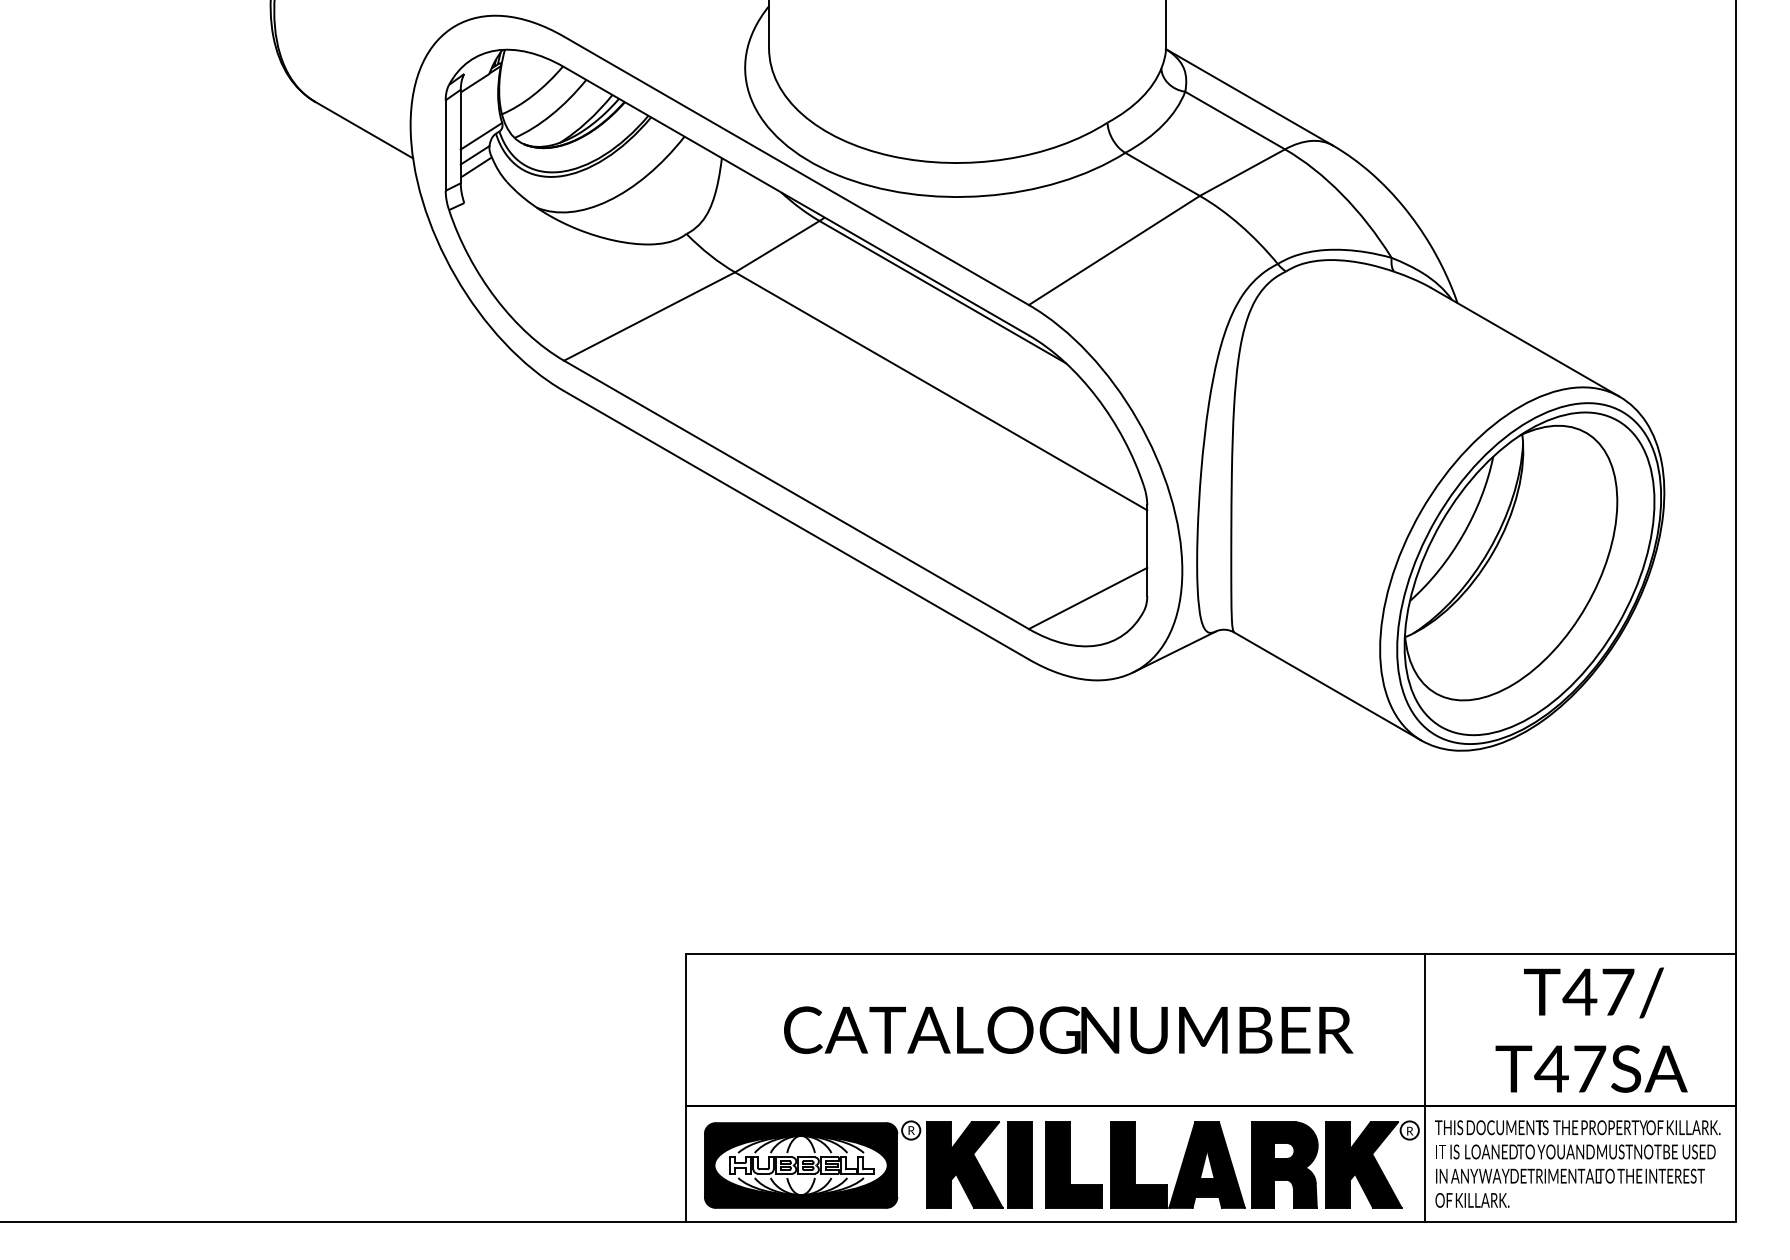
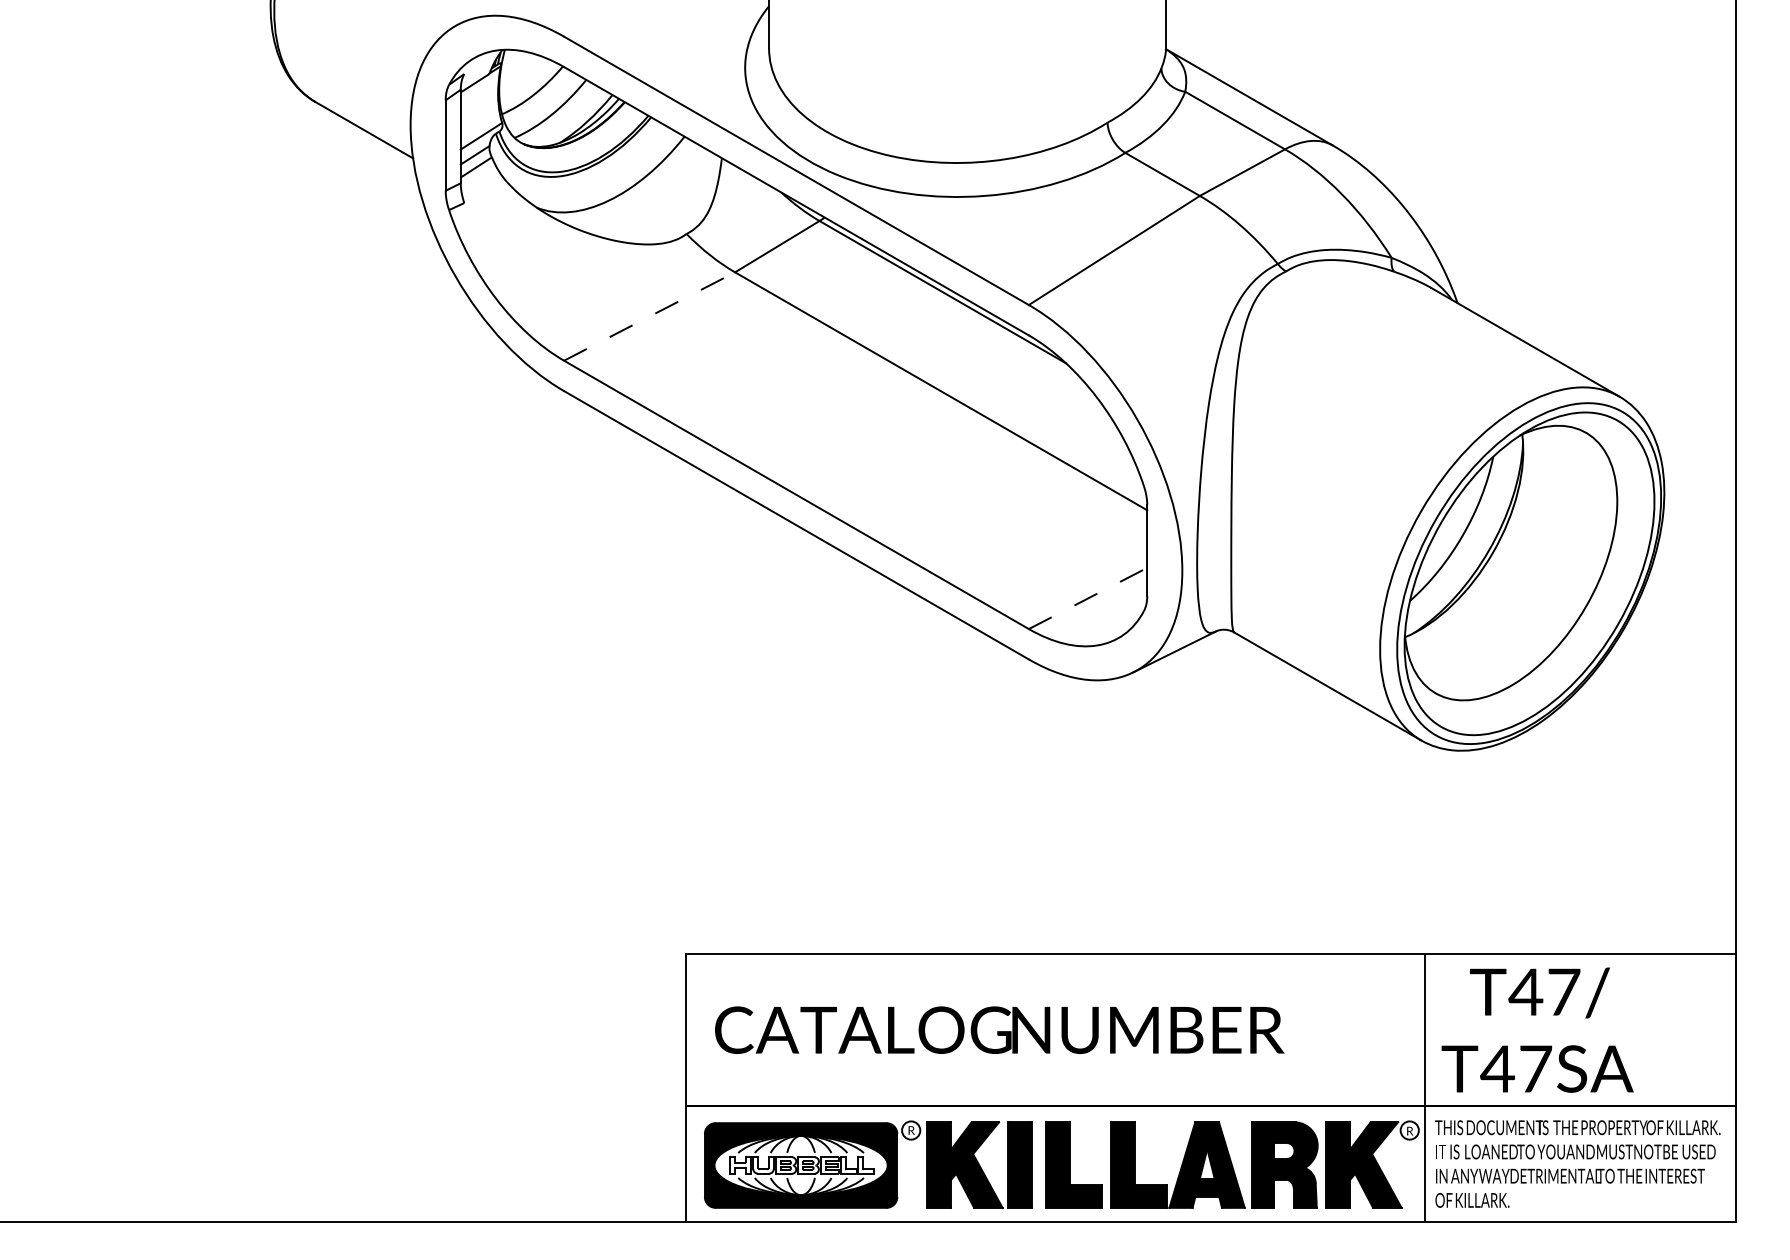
line: solid -> dashed (650, 316)
line: solid -> dashed (1088, 598)
text position: (1591, 1029) -> (1537, 1029) (1537, 1029)
text position: (1068, 1030) -> (999, 1030) (999, 1030)
